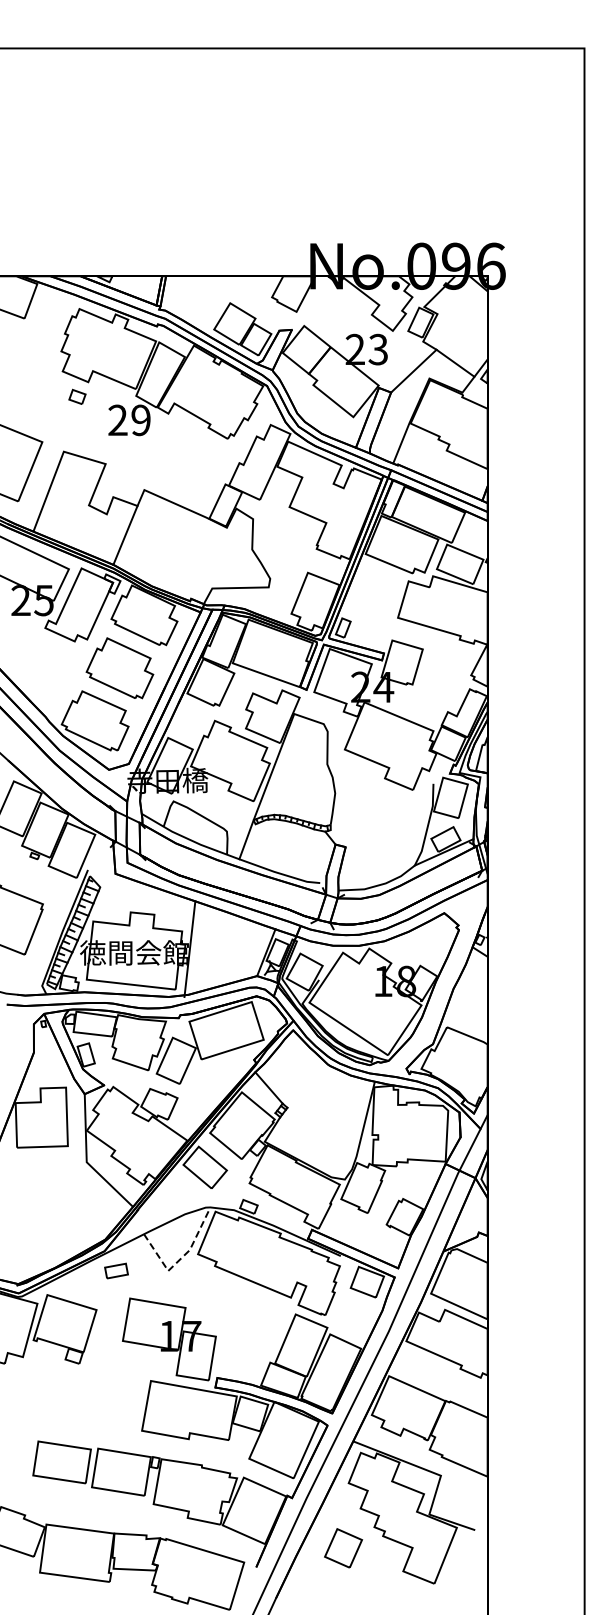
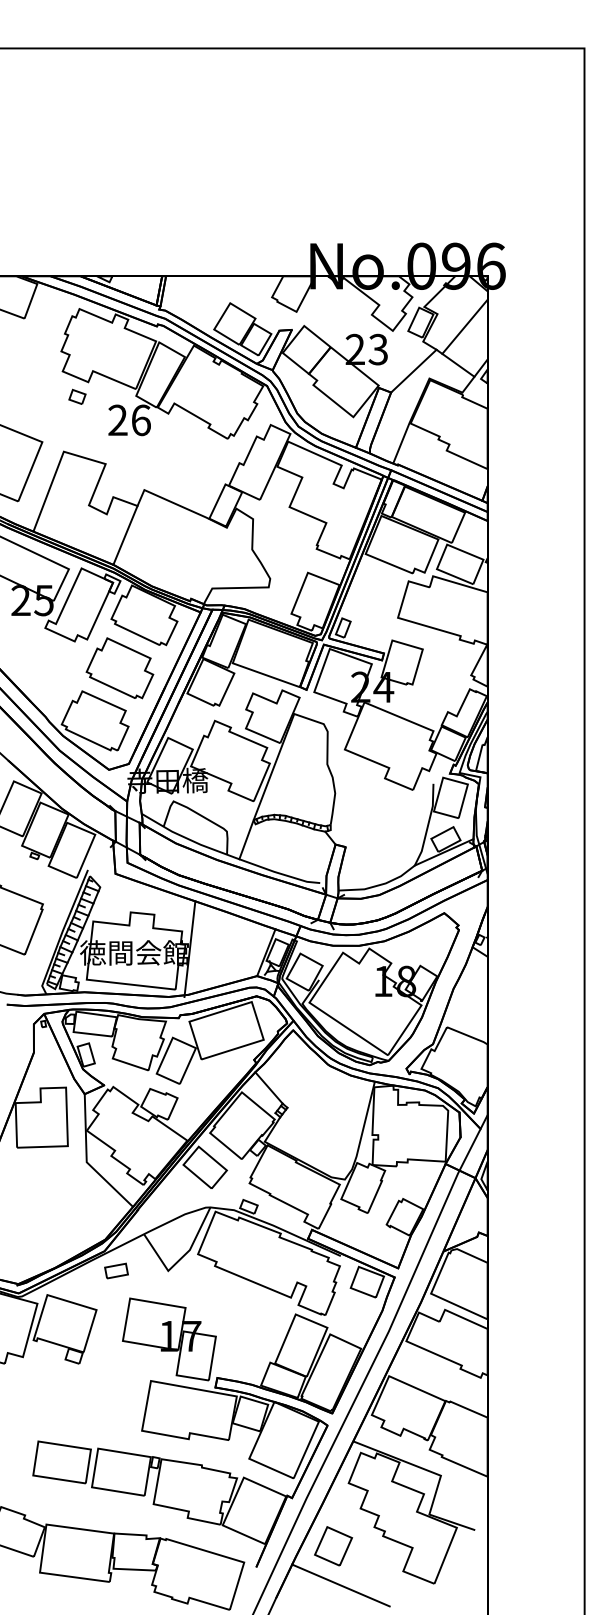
line: none -> present (464, 326)
text: 29 -> 26 (140, 420)
line: dashed -> solid (180, 1258)
part position: (343, 1548) -> (333, 1546) (333, 1546)
line: none -> present (340, 1585)
